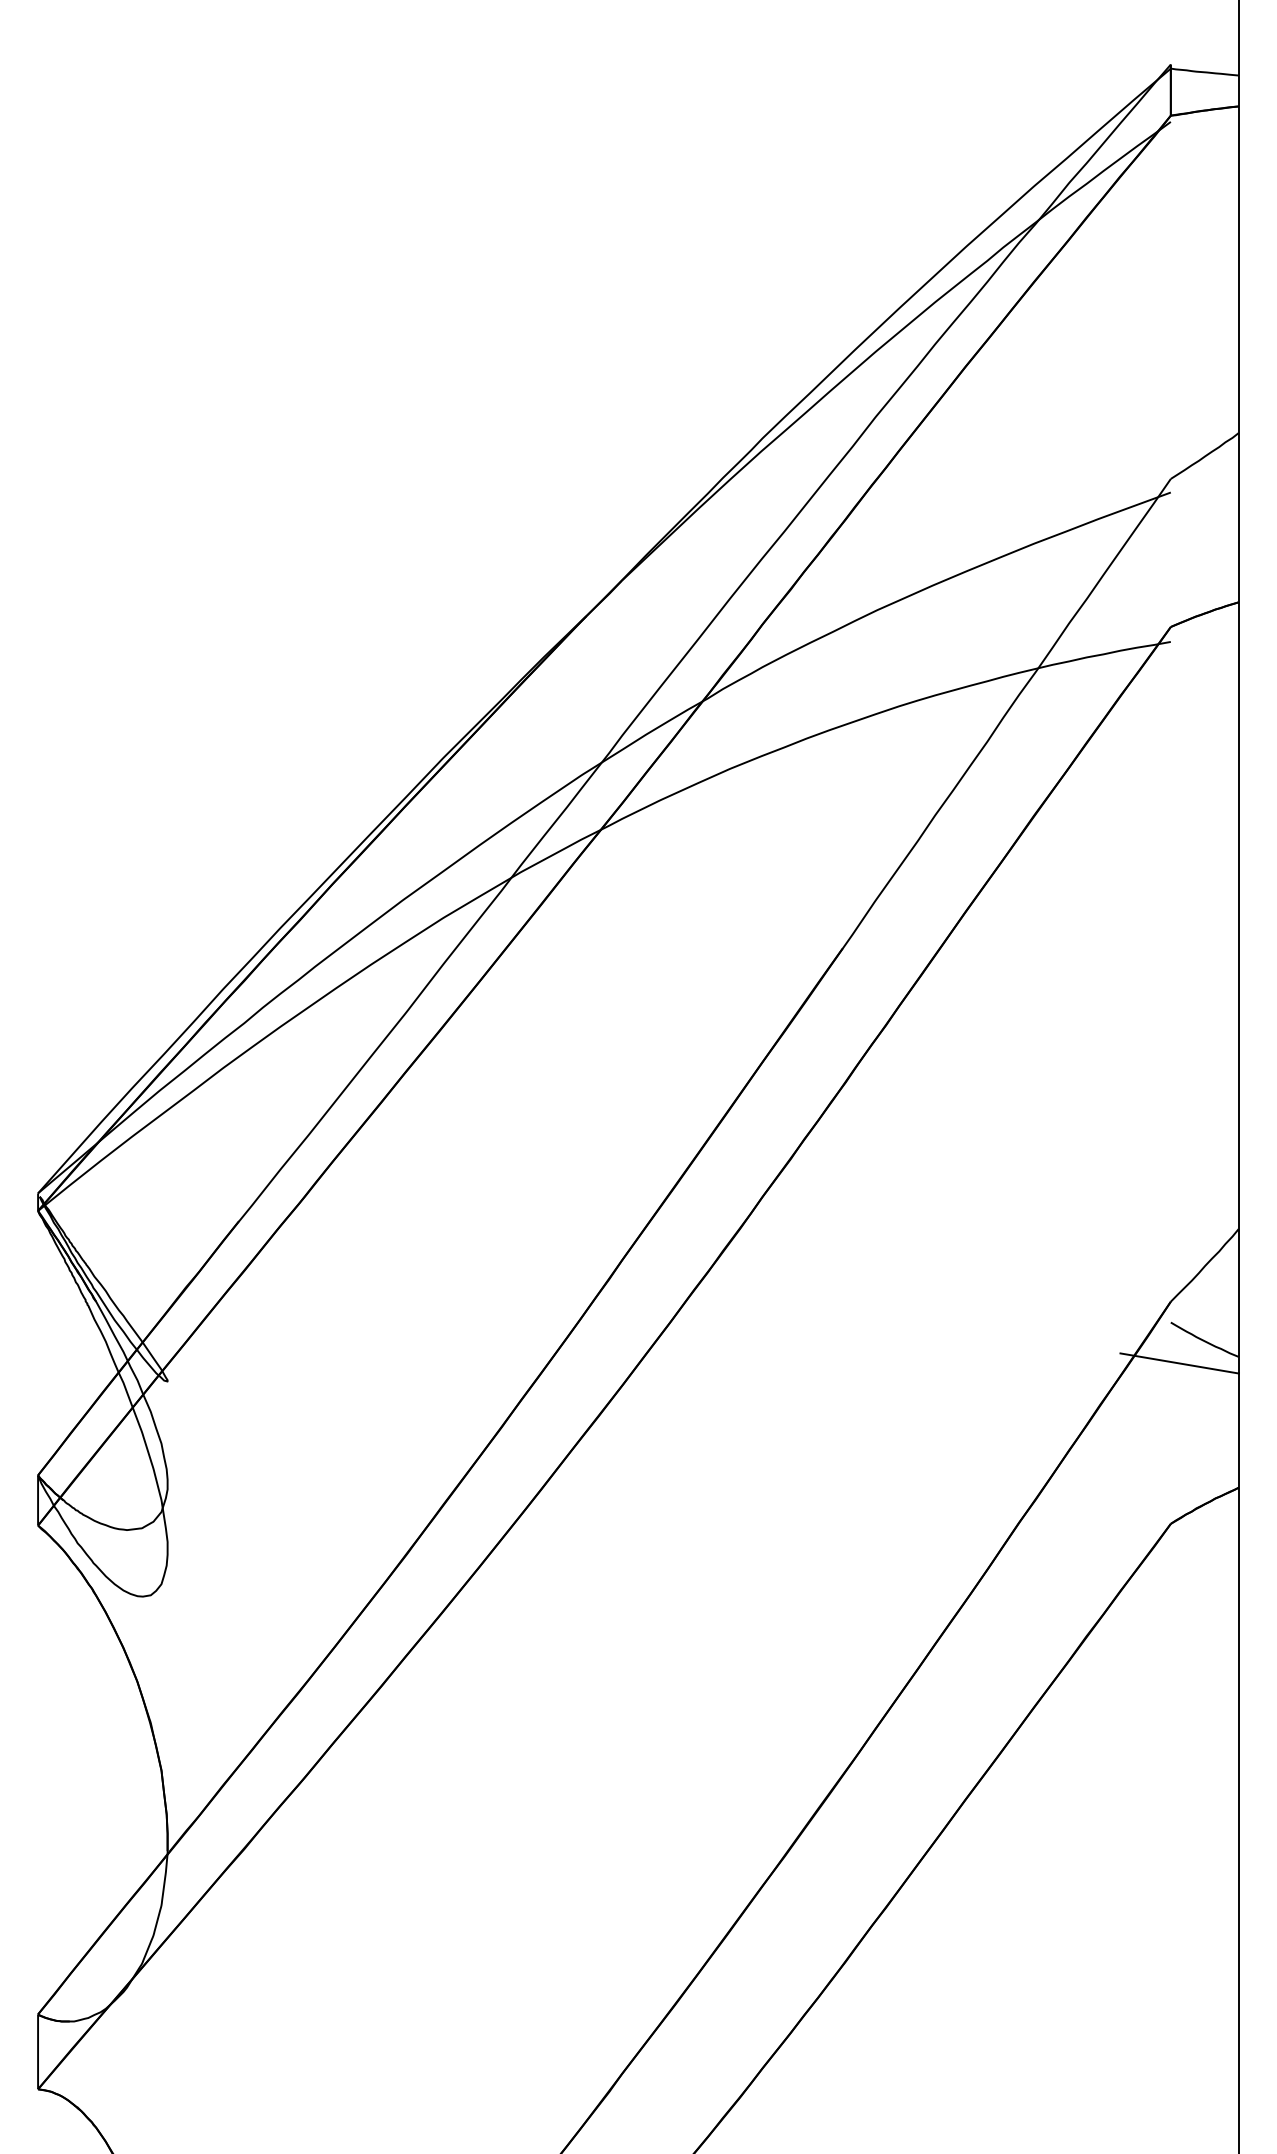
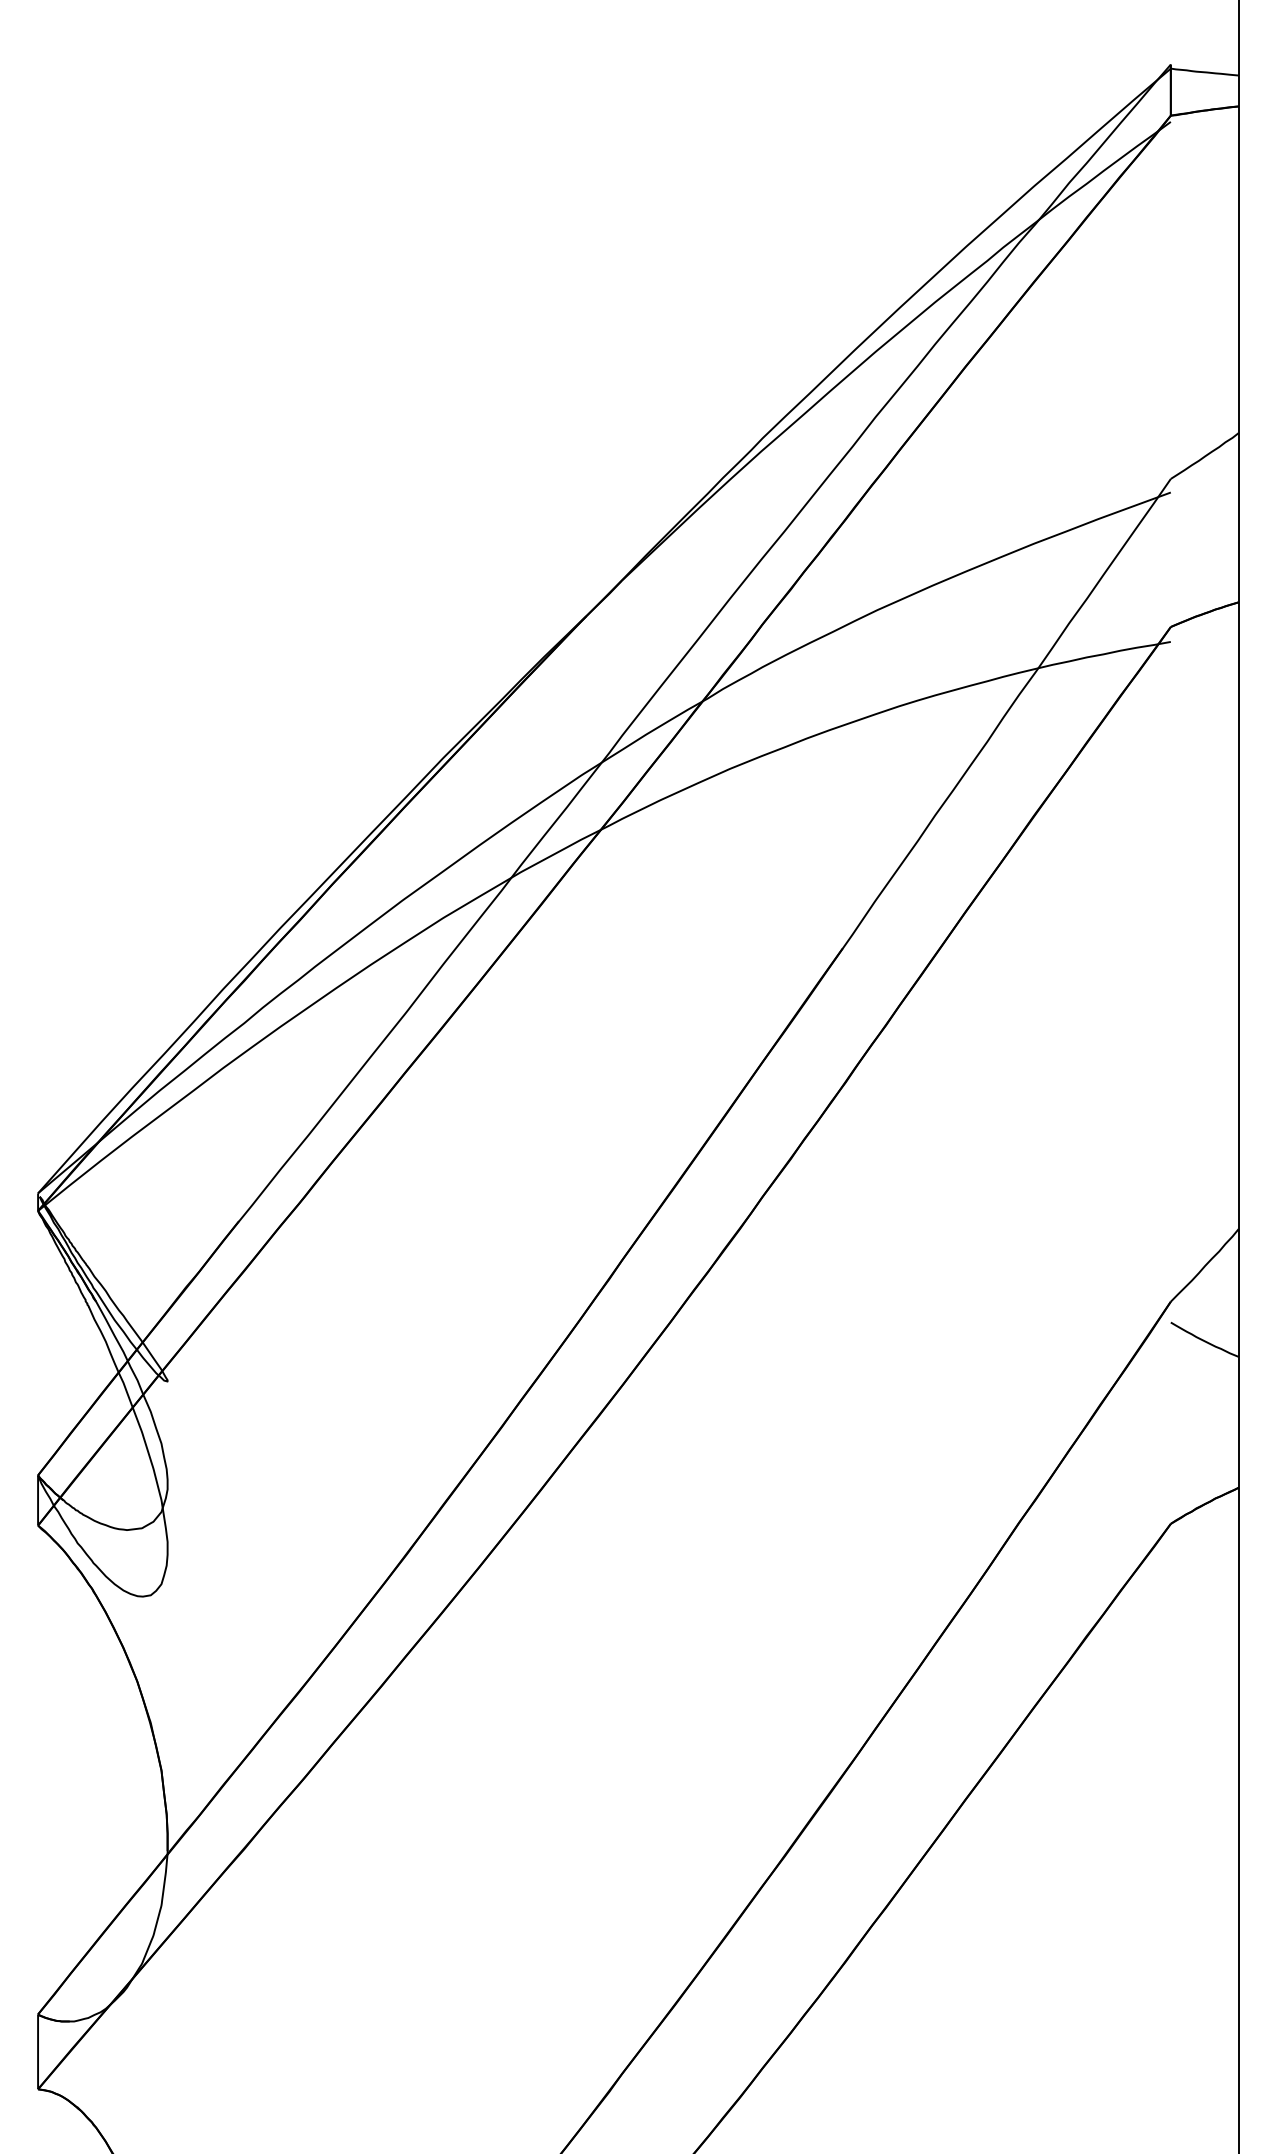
line: present -> none (1179, 1363)
